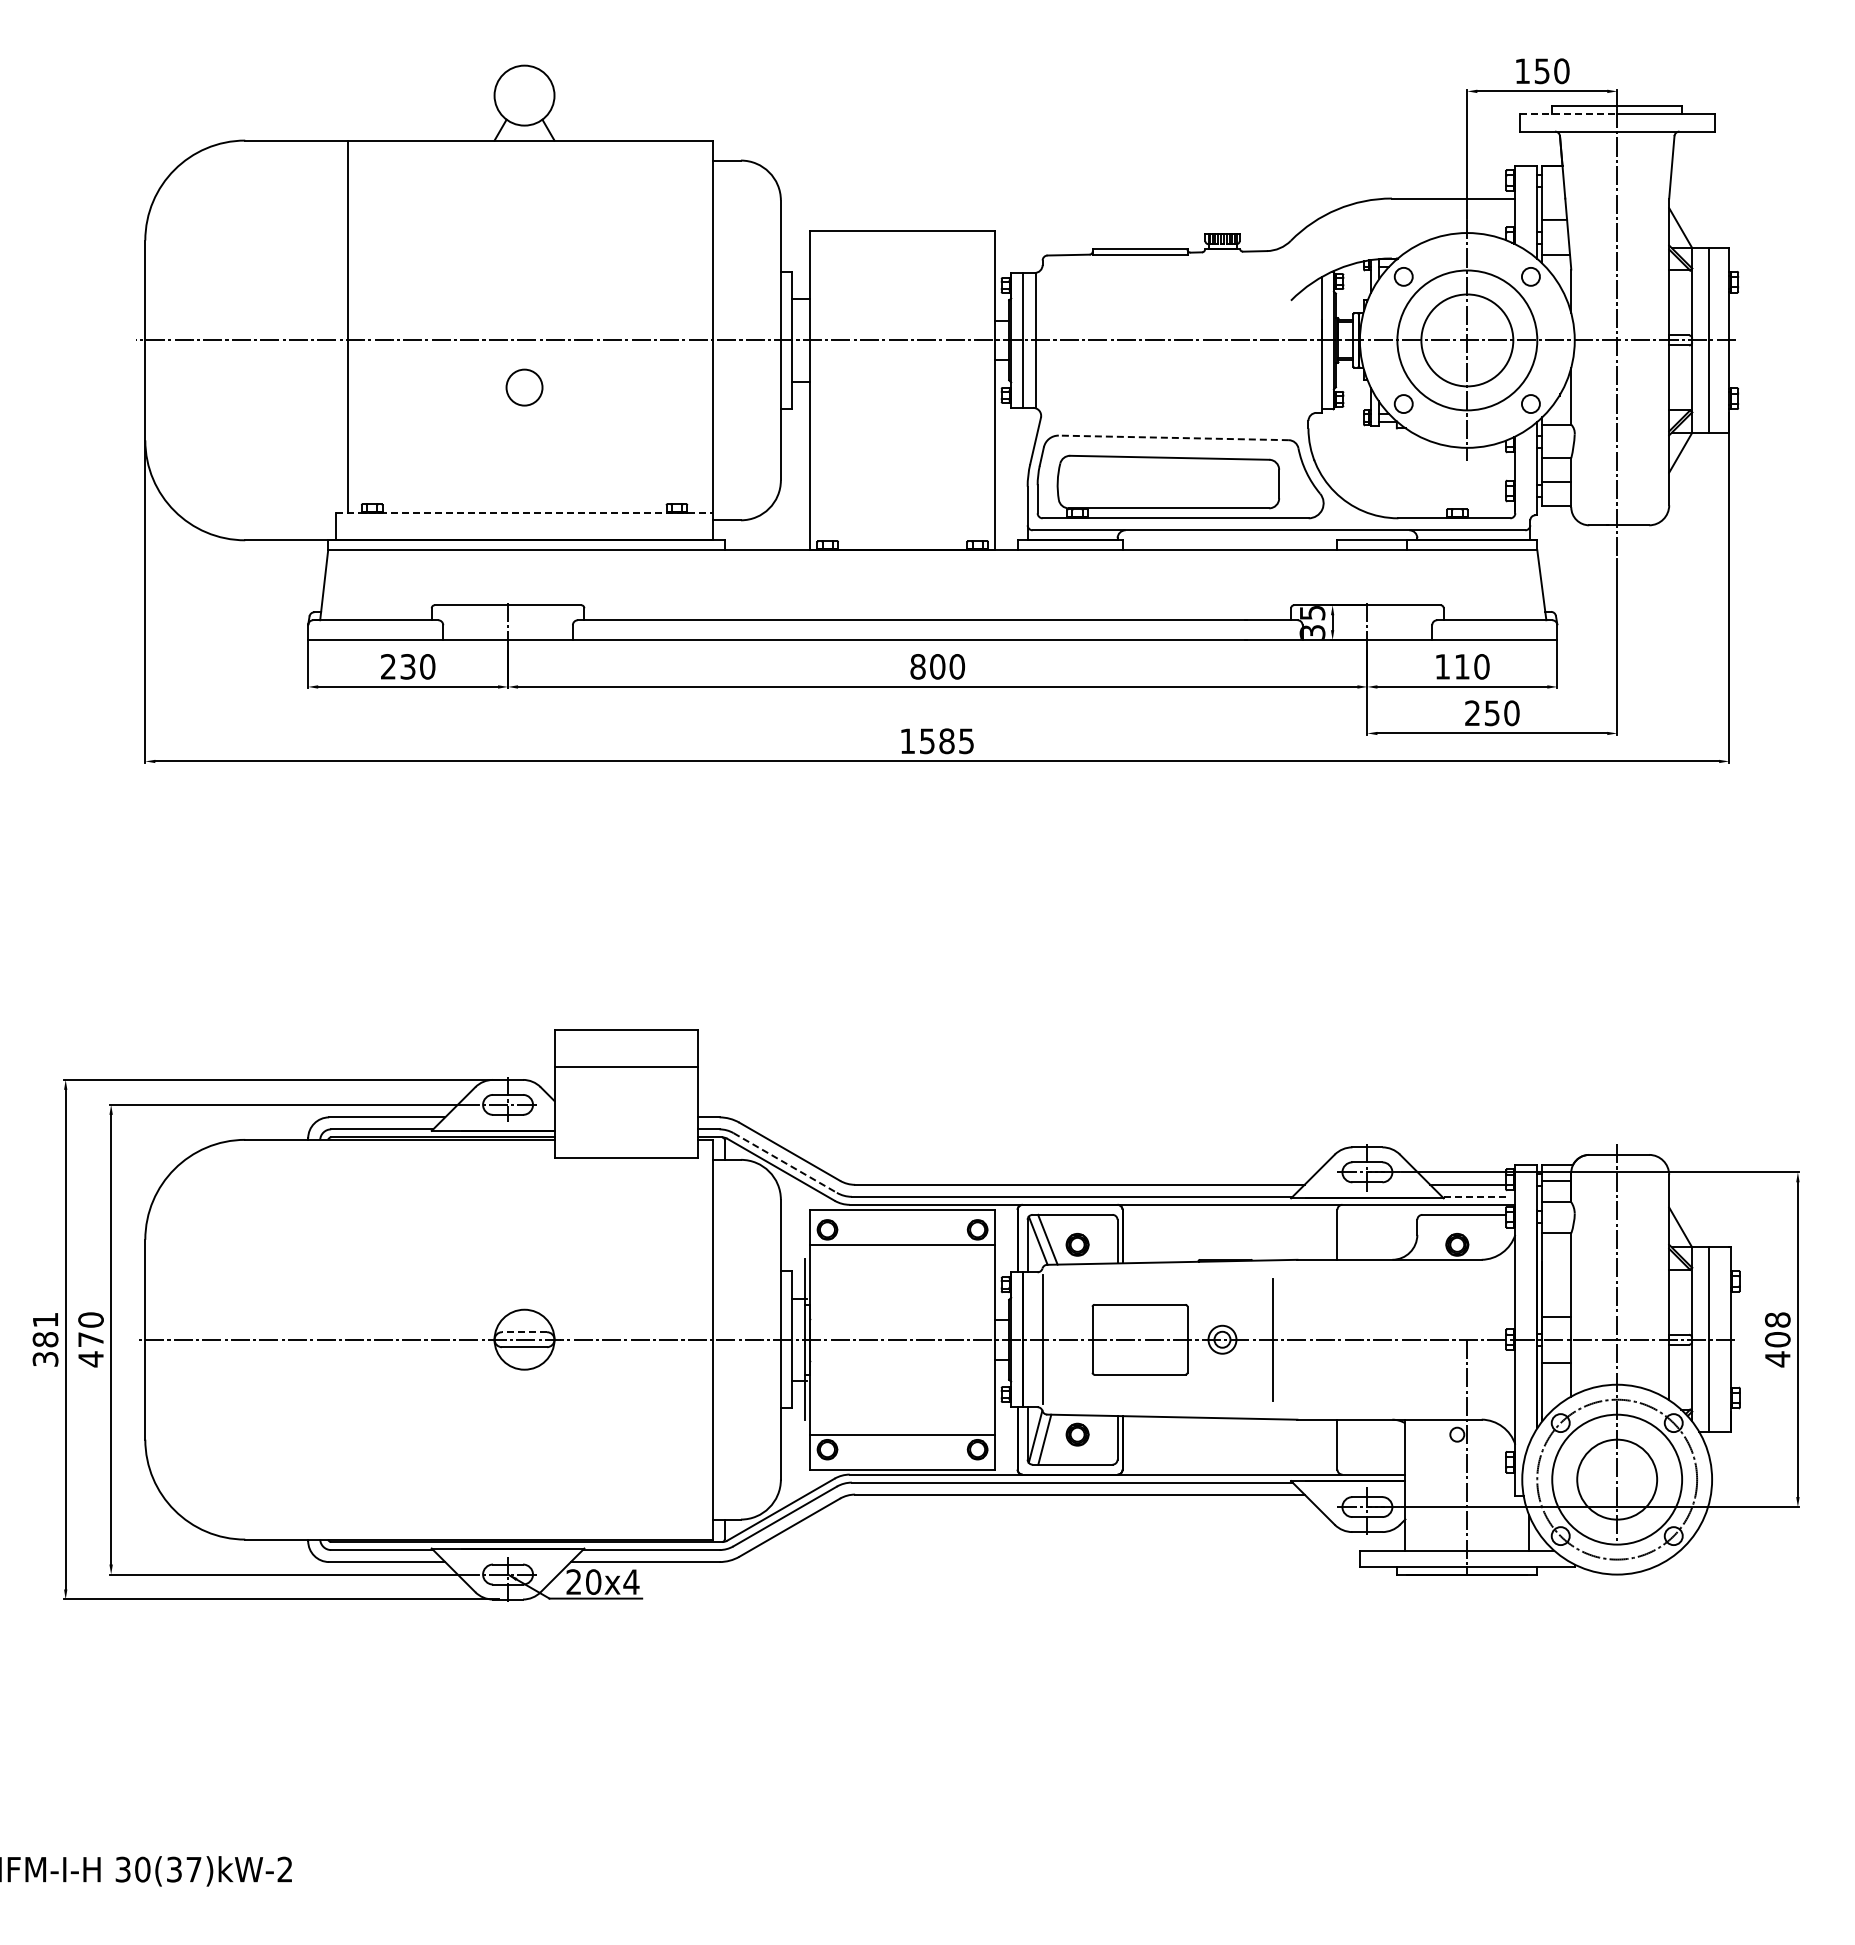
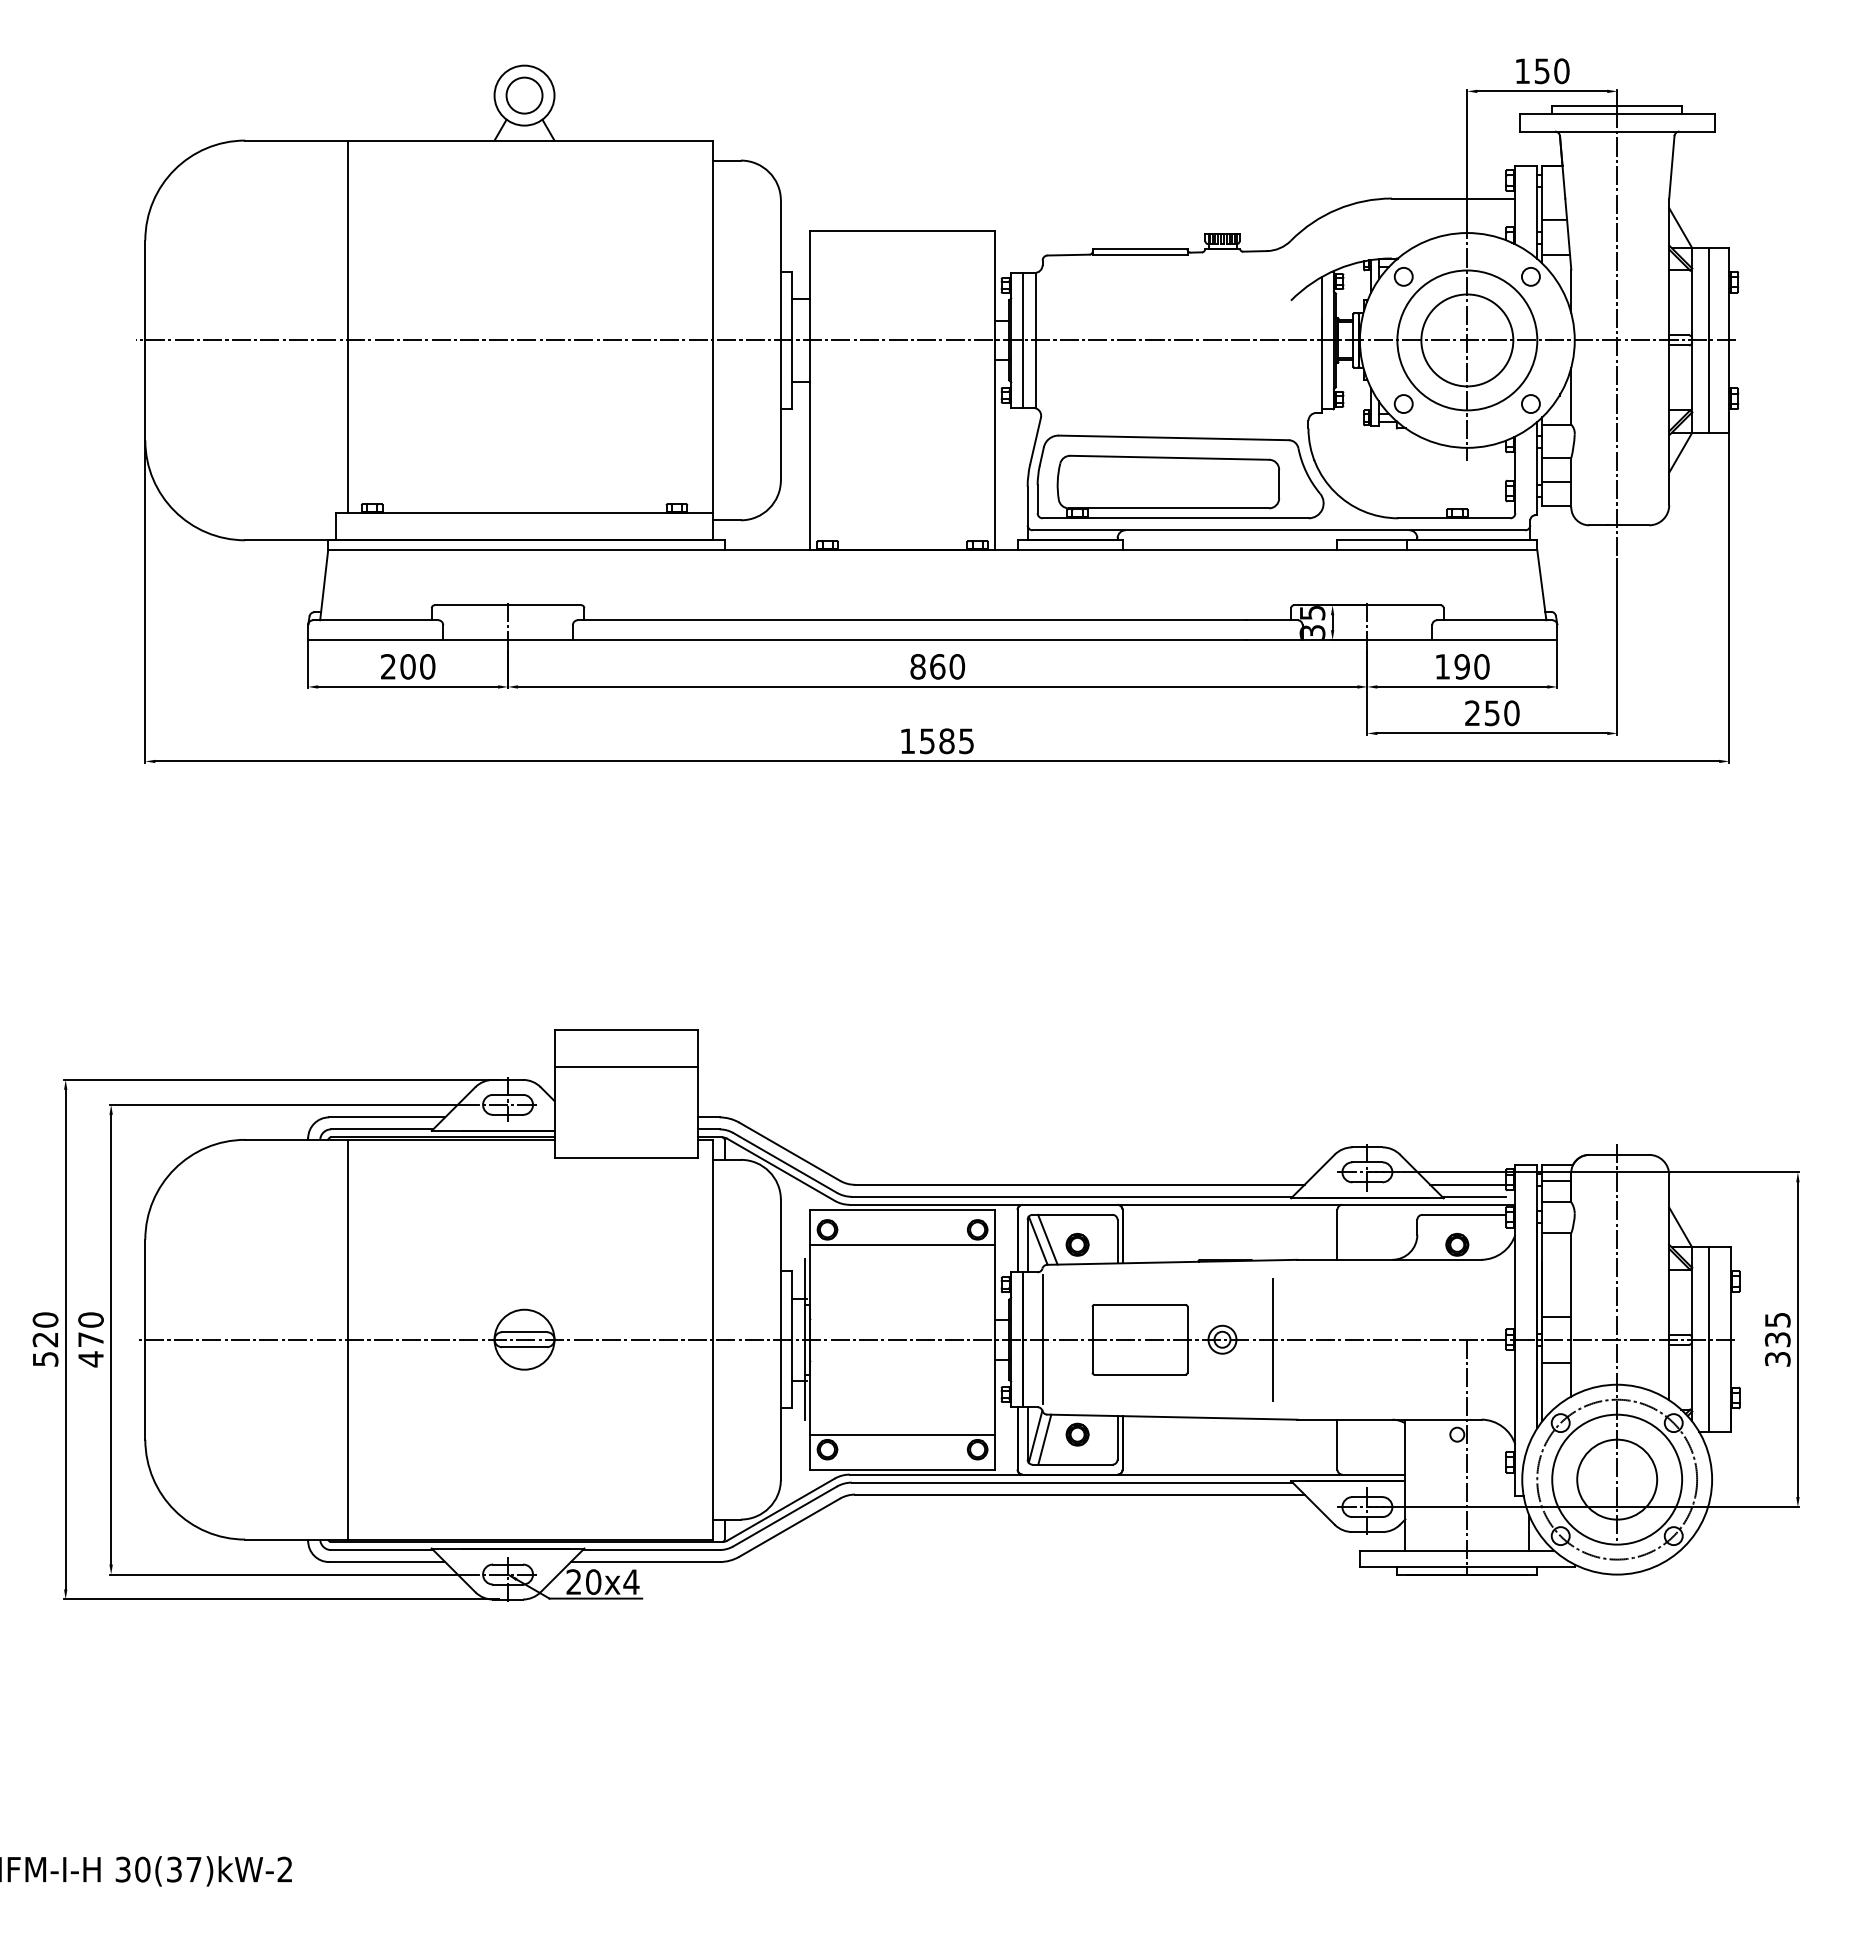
line: dashed -> solid (1568, 113)
circle position: (524, 387) -> (524, 95) (524, 95)
line: dashed -> solid (1173, 437)
line: dashed -> solid (524, 513)
text: 230 -> 200 (407, 666)
text: 800 -> 860 (937, 666)
text: 110 -> 190 (1461, 666)
line: dashed -> solid (785, 1162)
line: dashed -> solid (1473, 1196)
line: dashed -> solid (524, 1332)
text: 381 -> 520 (45, 1338)
line: none -> present (347, 1339)
text: 408 -> 335 (1777, 1339)
